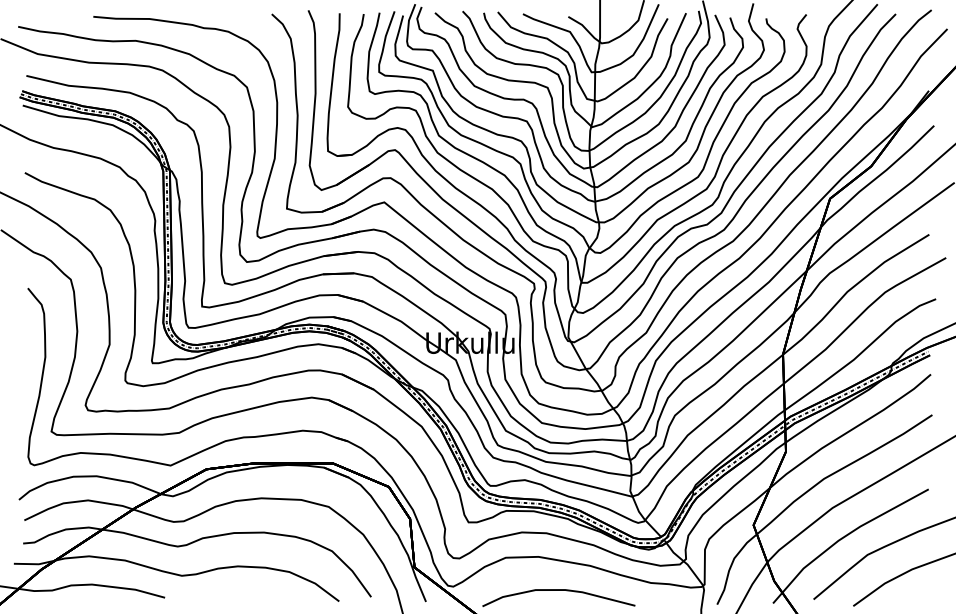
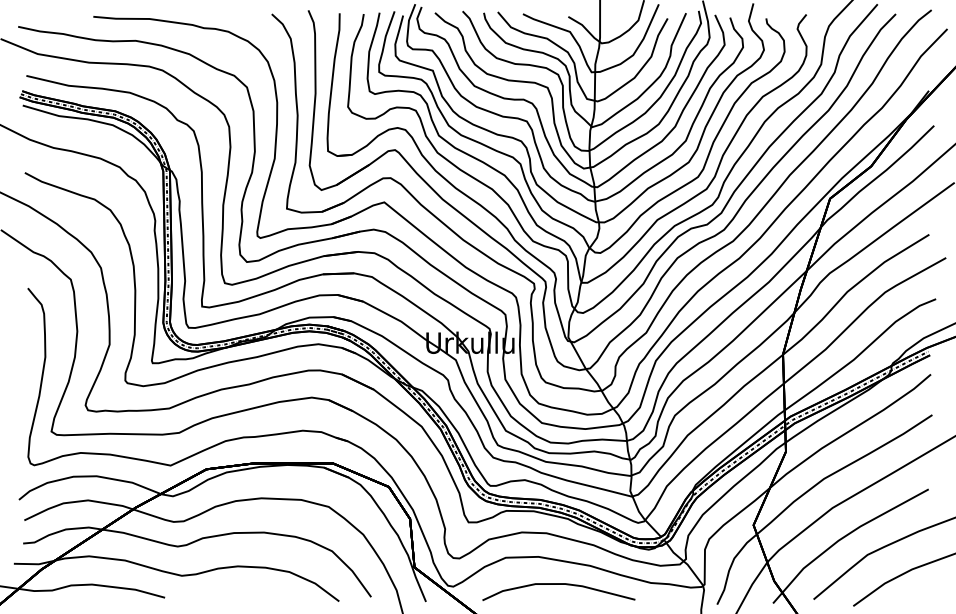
curve position: (558, 590) -> (558, 584) (558, 584)
